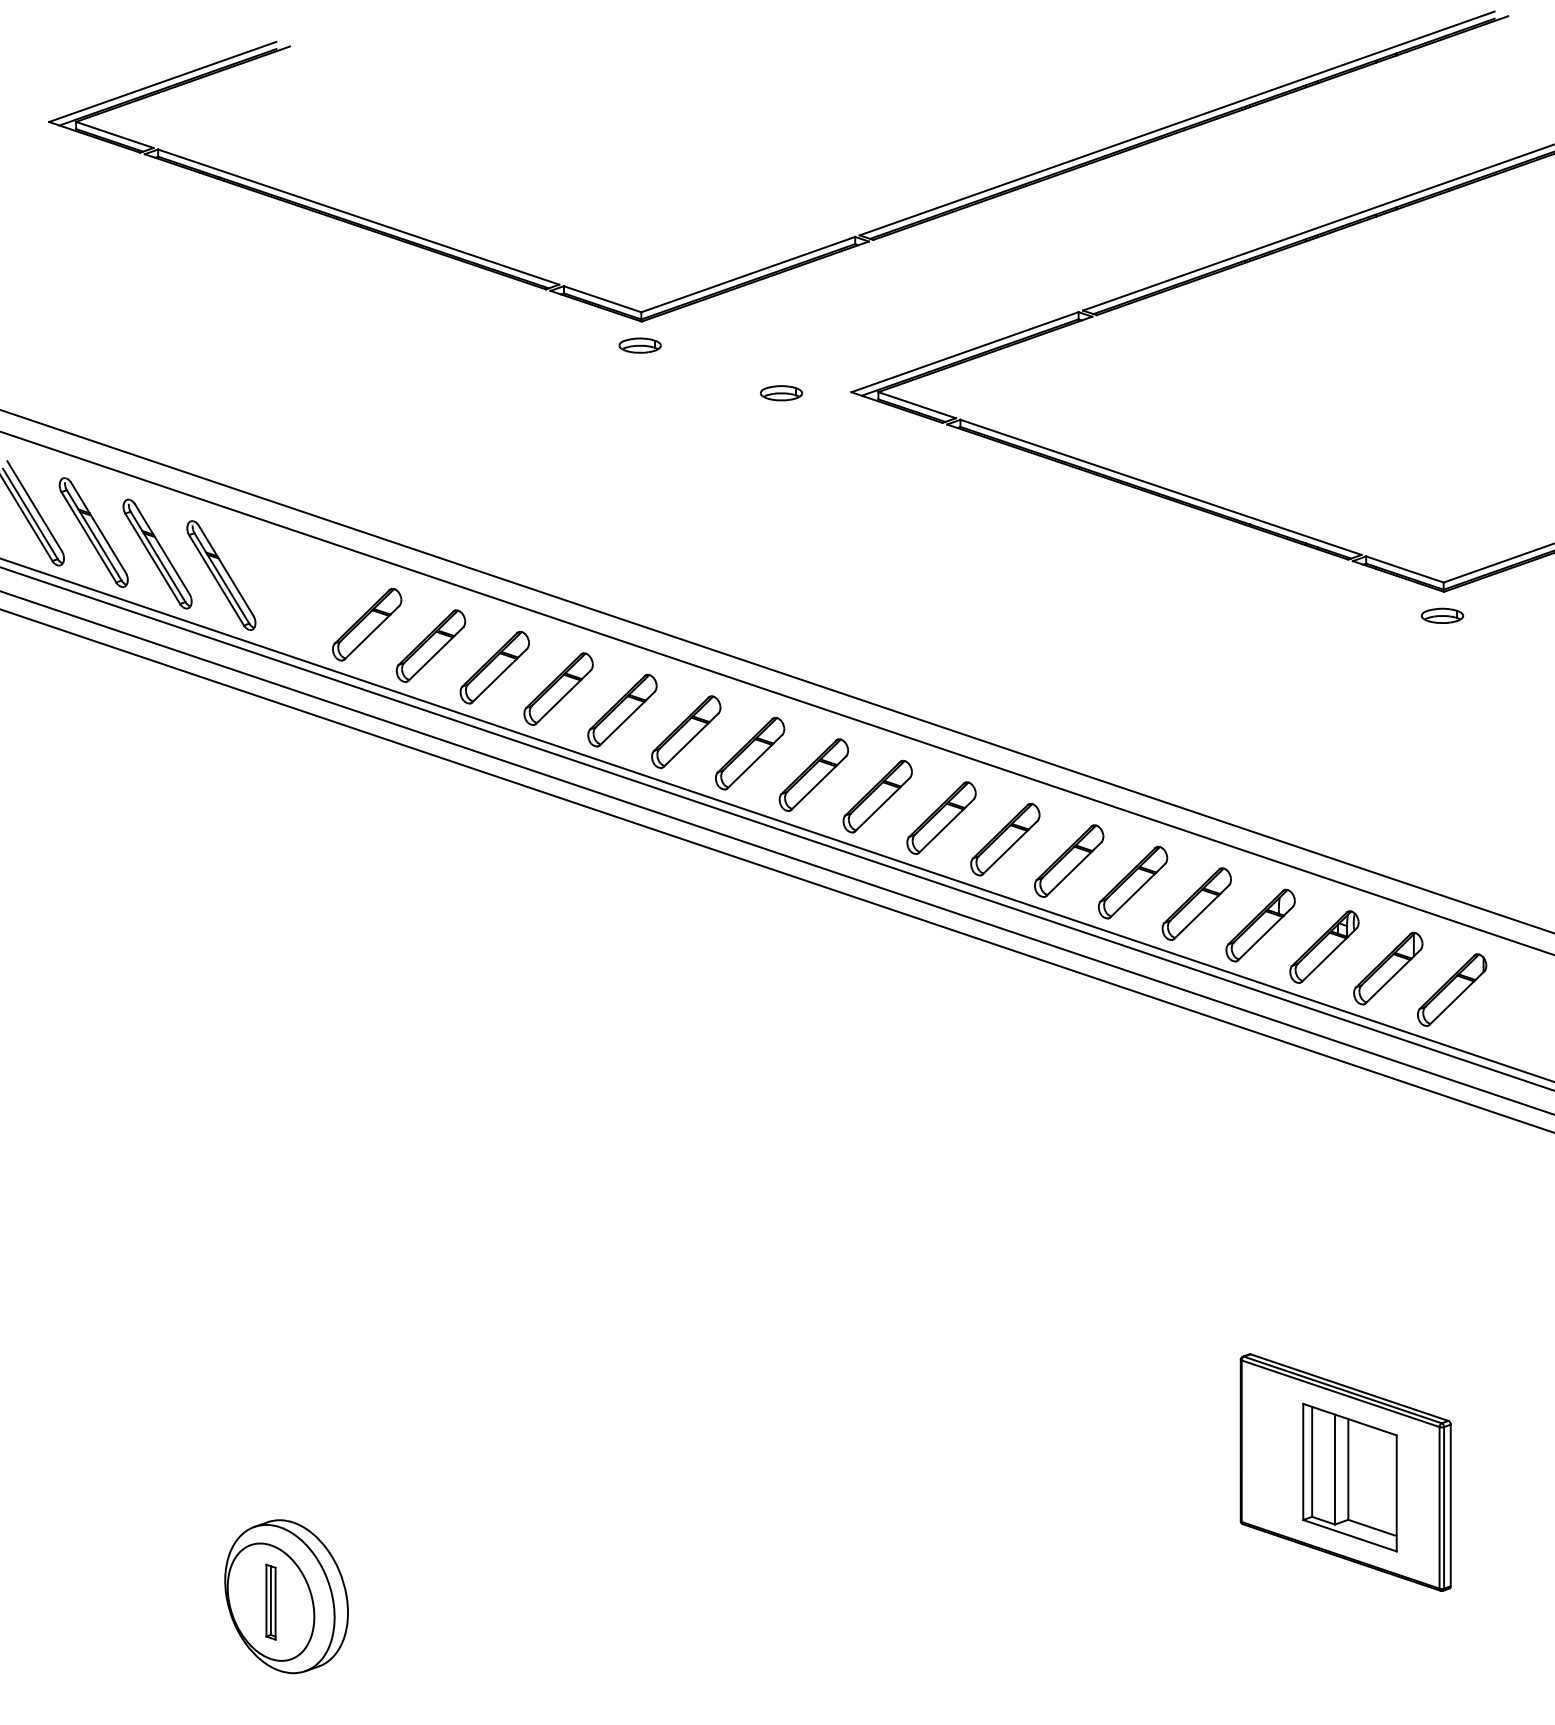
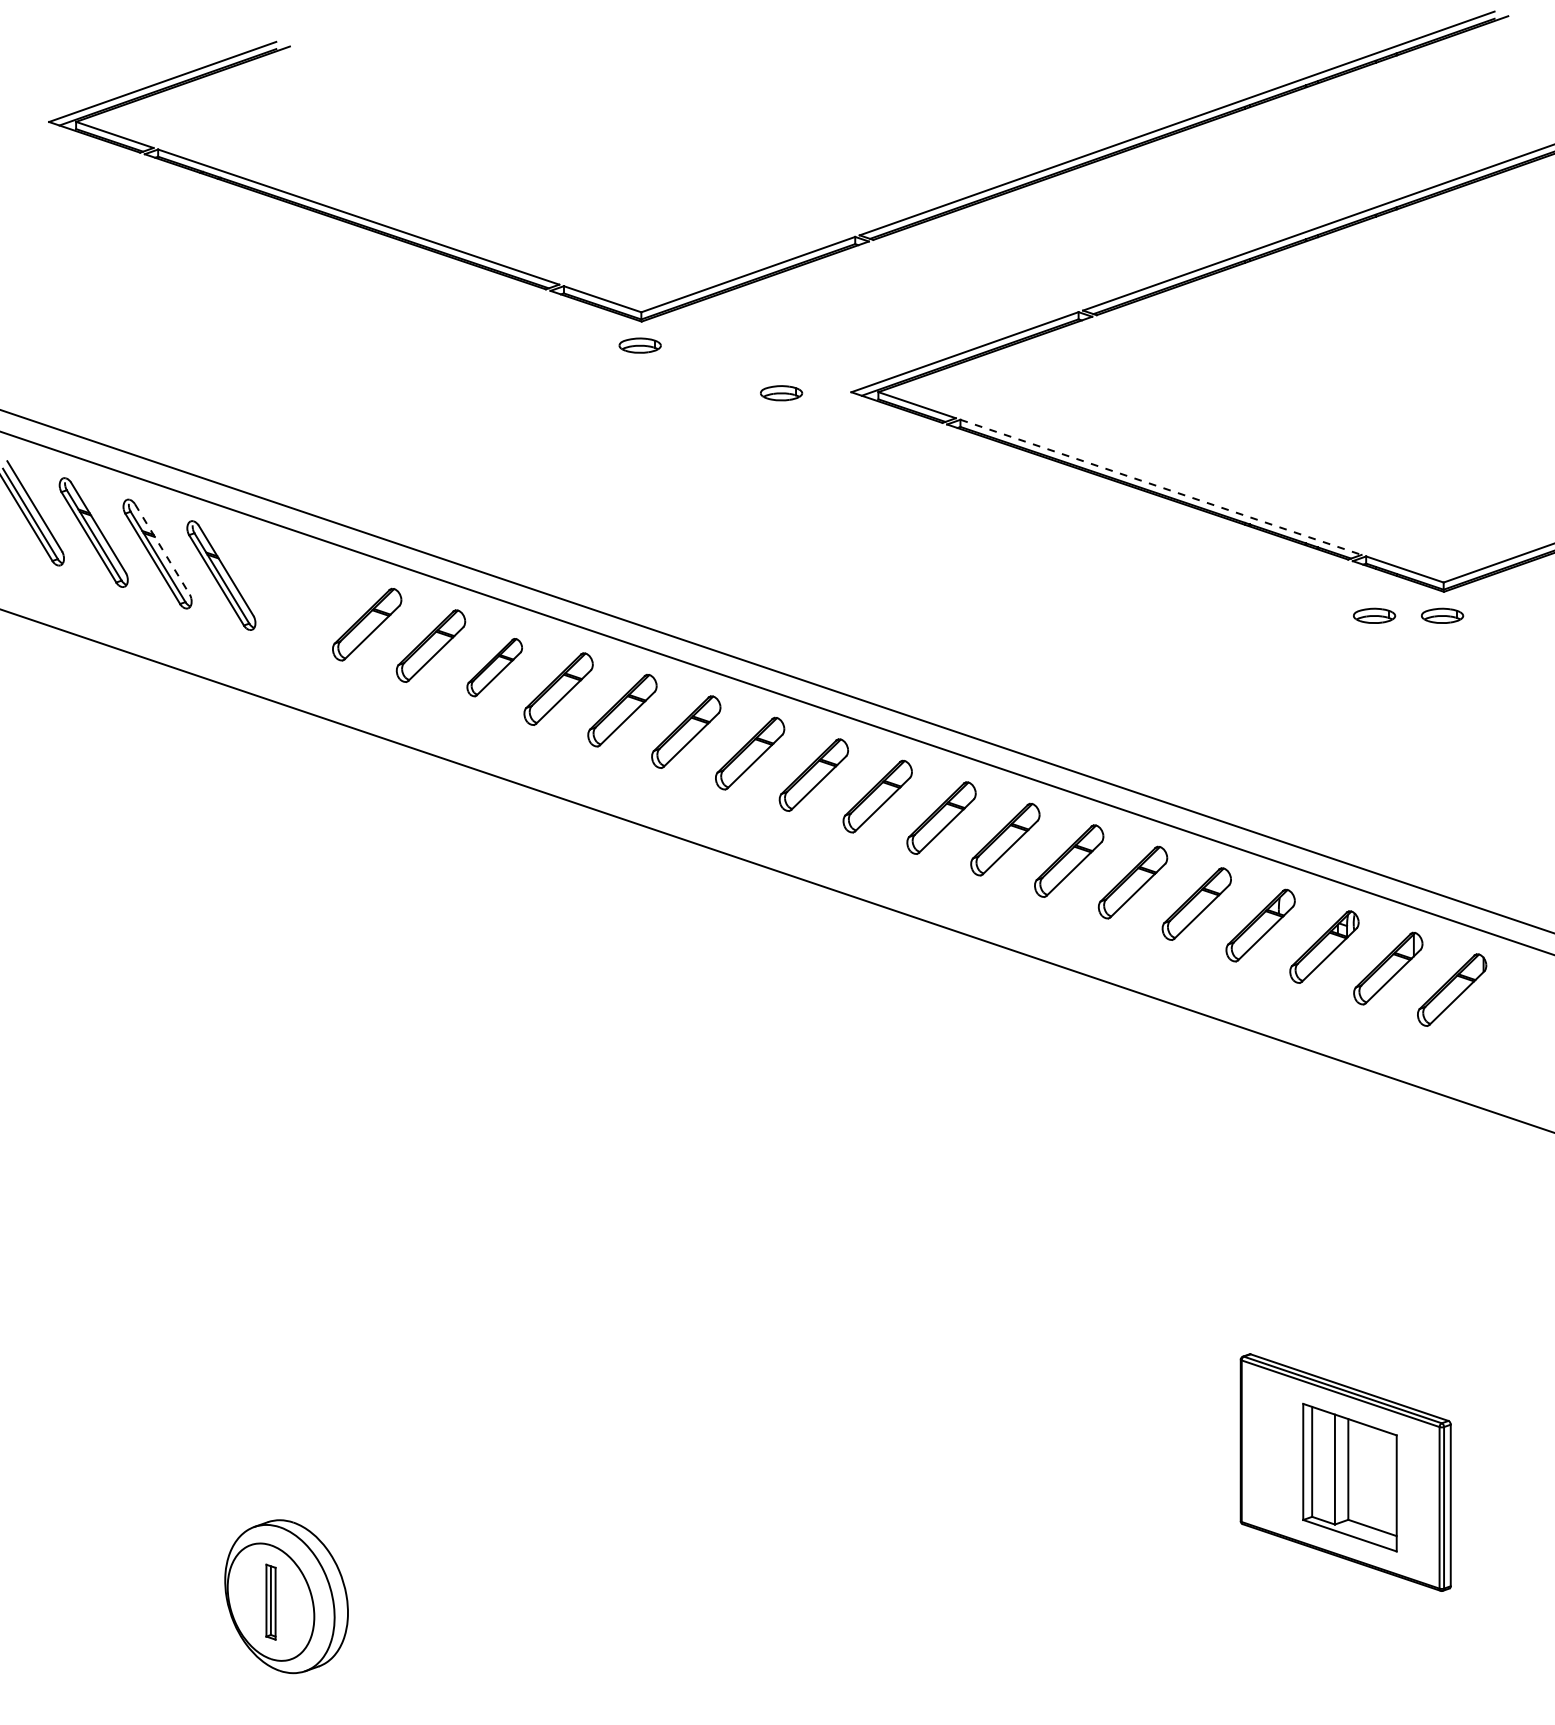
line: solid -> dashed (1161, 487)
line: solid -> dashed (162, 549)
part: none -> present (1374, 615)
part size: 71x75 px -> 57x60 px (494, 667)
line: present -> none (776, 820)
line: present -> none (776, 828)
line: present -> none (776, 852)
